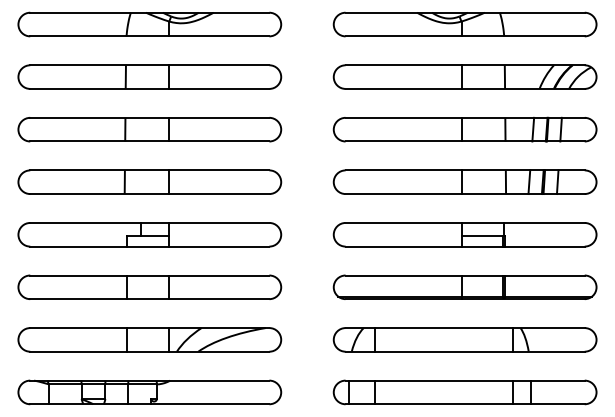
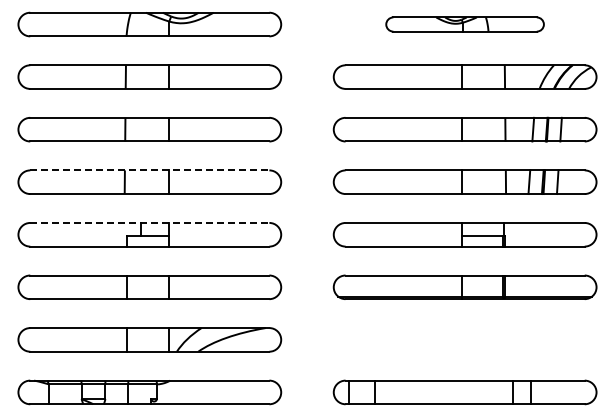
part size: 266x27 px -> 160x17 px (464, 24)
line: solid -> dashed (149, 170)
line: solid -> dashed (149, 222)
part: present -> none (464, 339)
